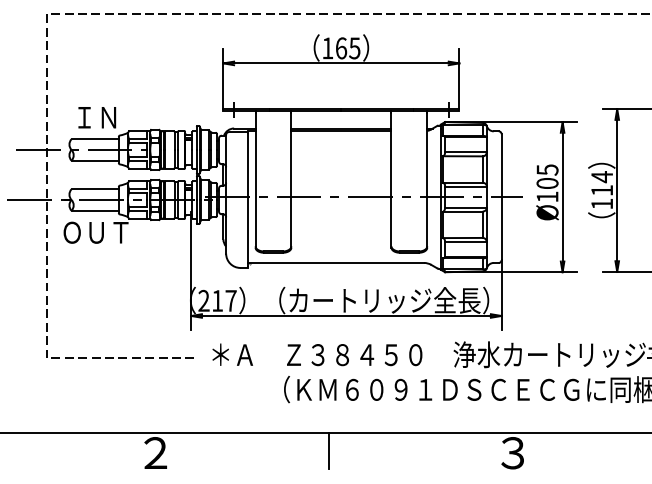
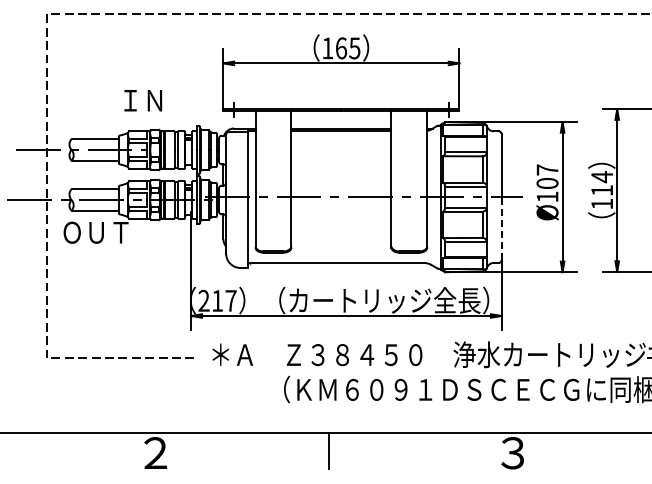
text position: (97, 117) -> (143, 100) (143, 100)
text: Ø105 -> Ø107 (547, 169)
line: solid -> dashed (501, 228)
